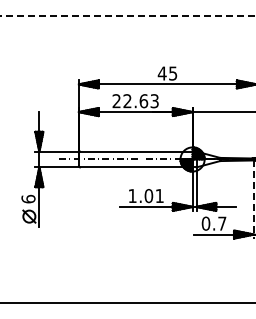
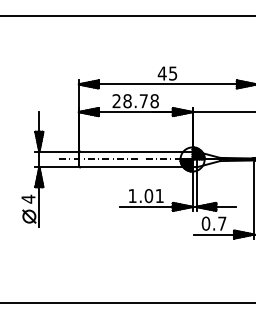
line: dashed -> solid (127, 16)
text: 22.63 -> 28.78 (140, 101)
text: 6 -> 4 (28, 198)
line: dashed -> solid (253, 199)
